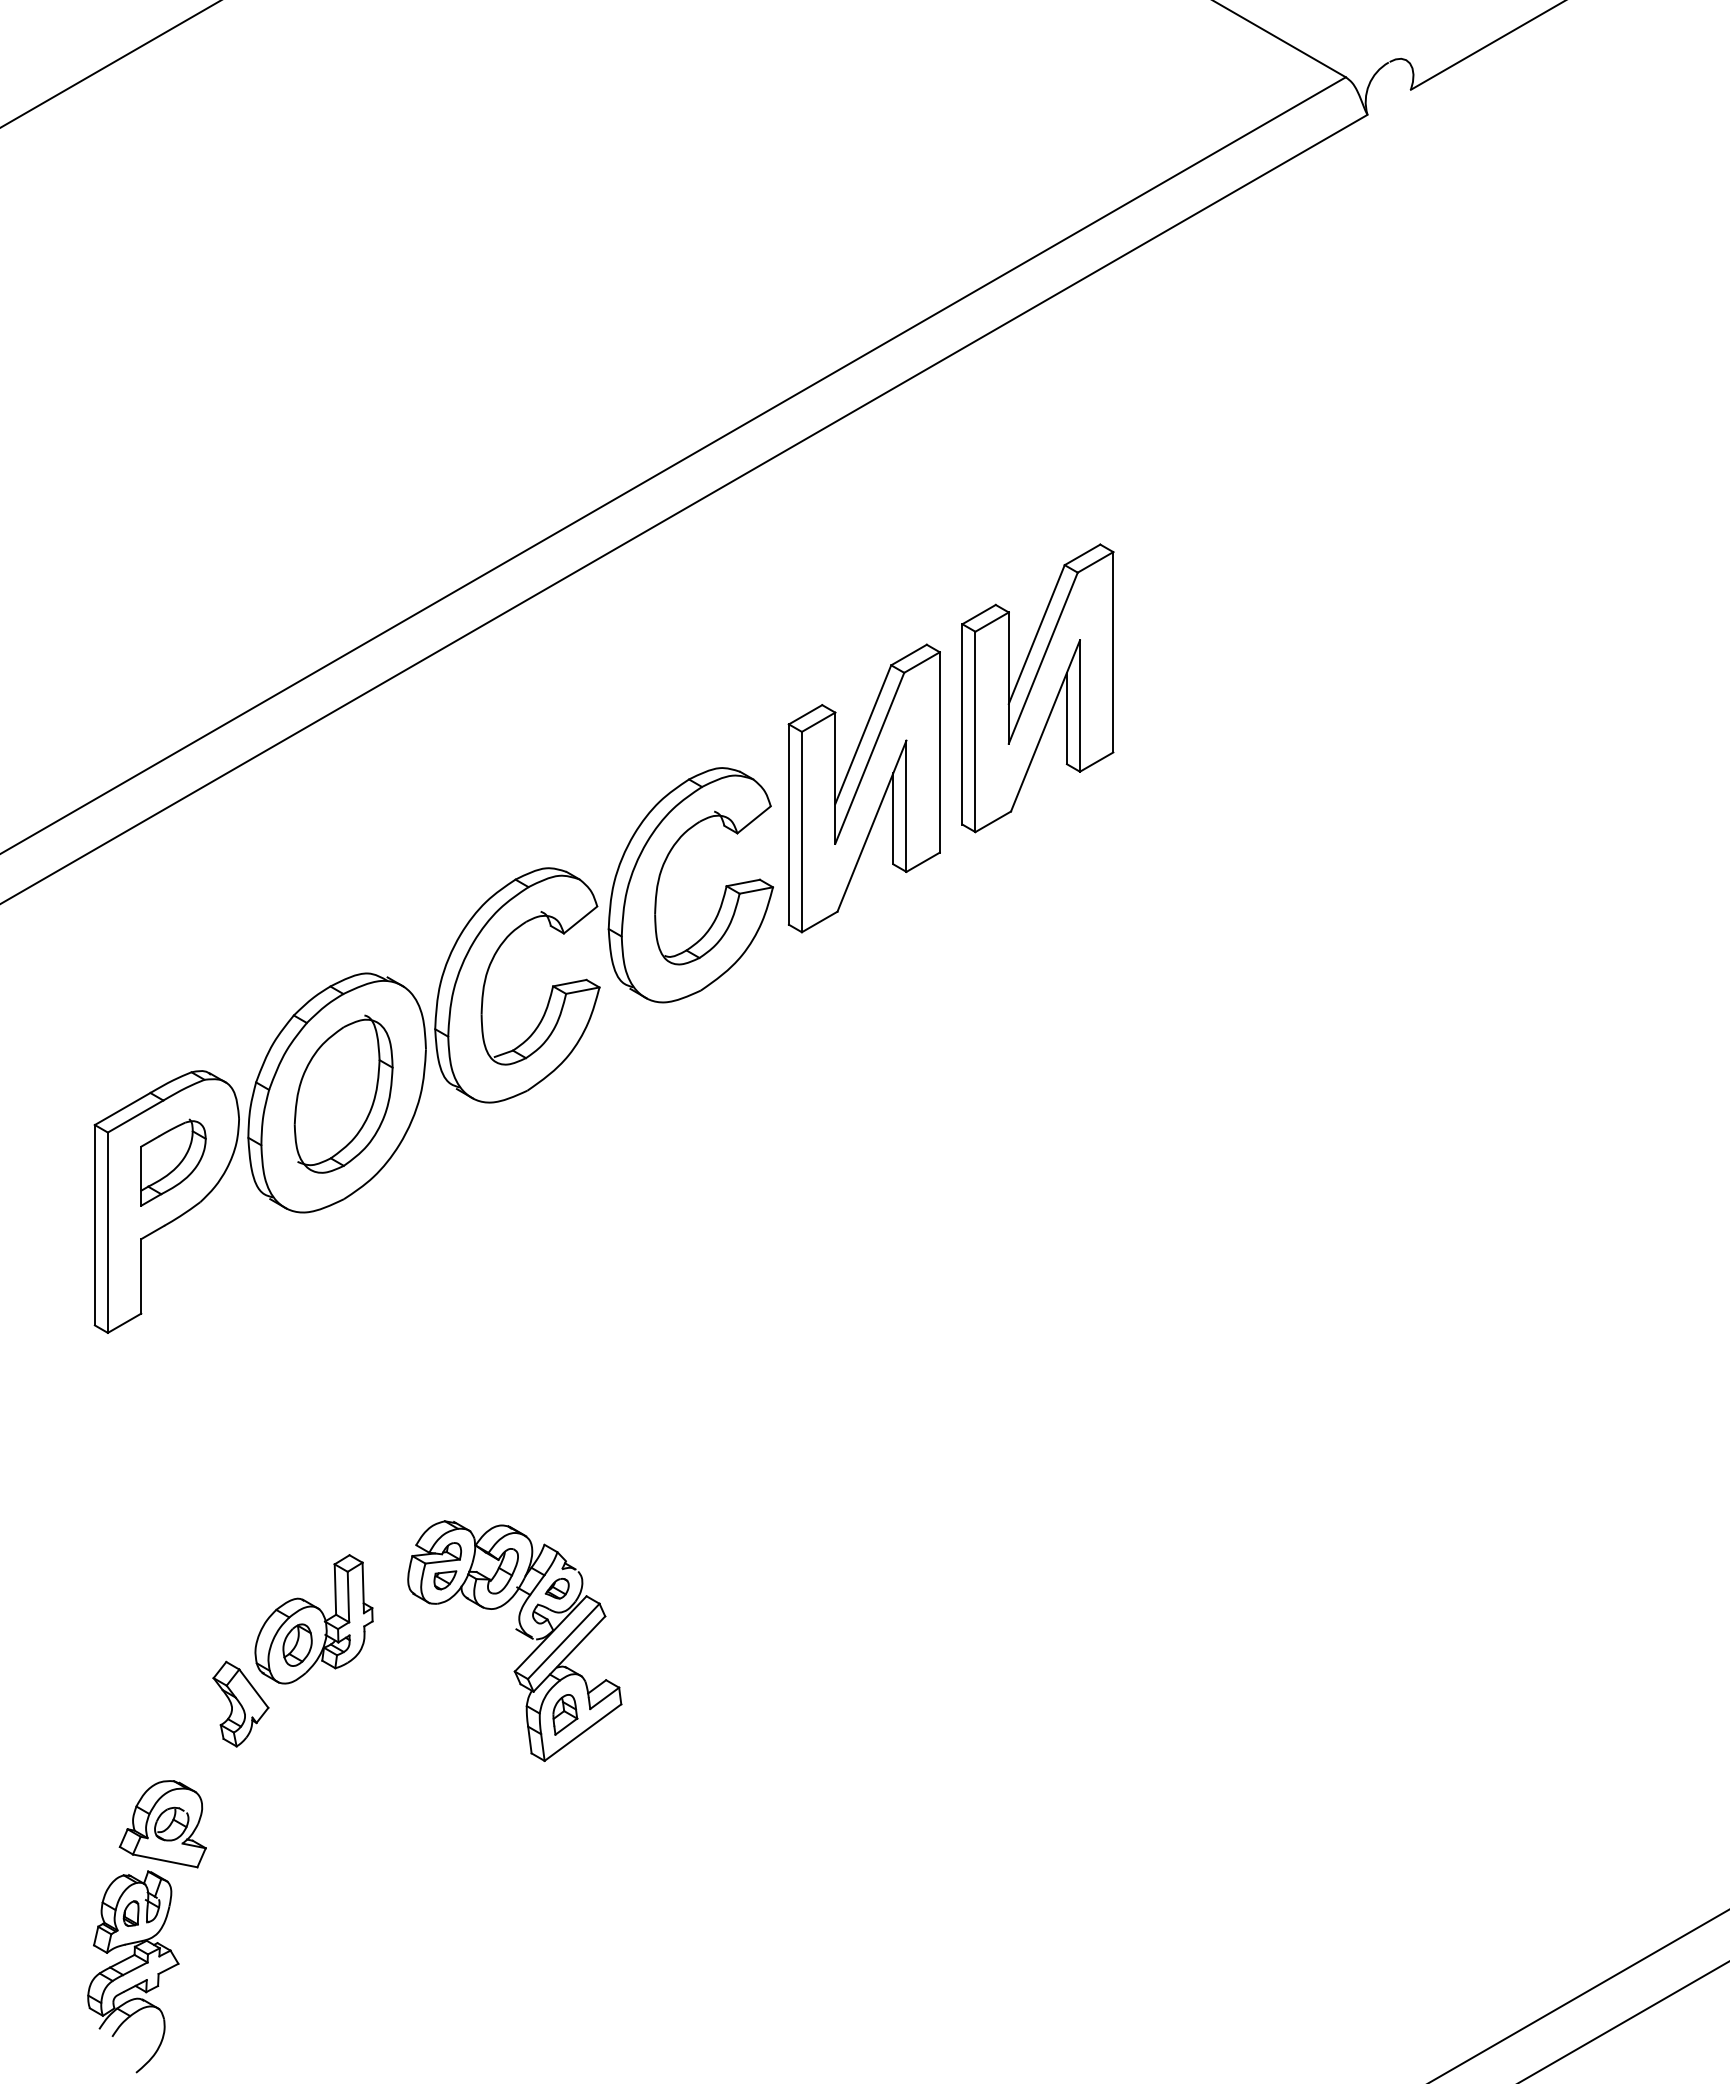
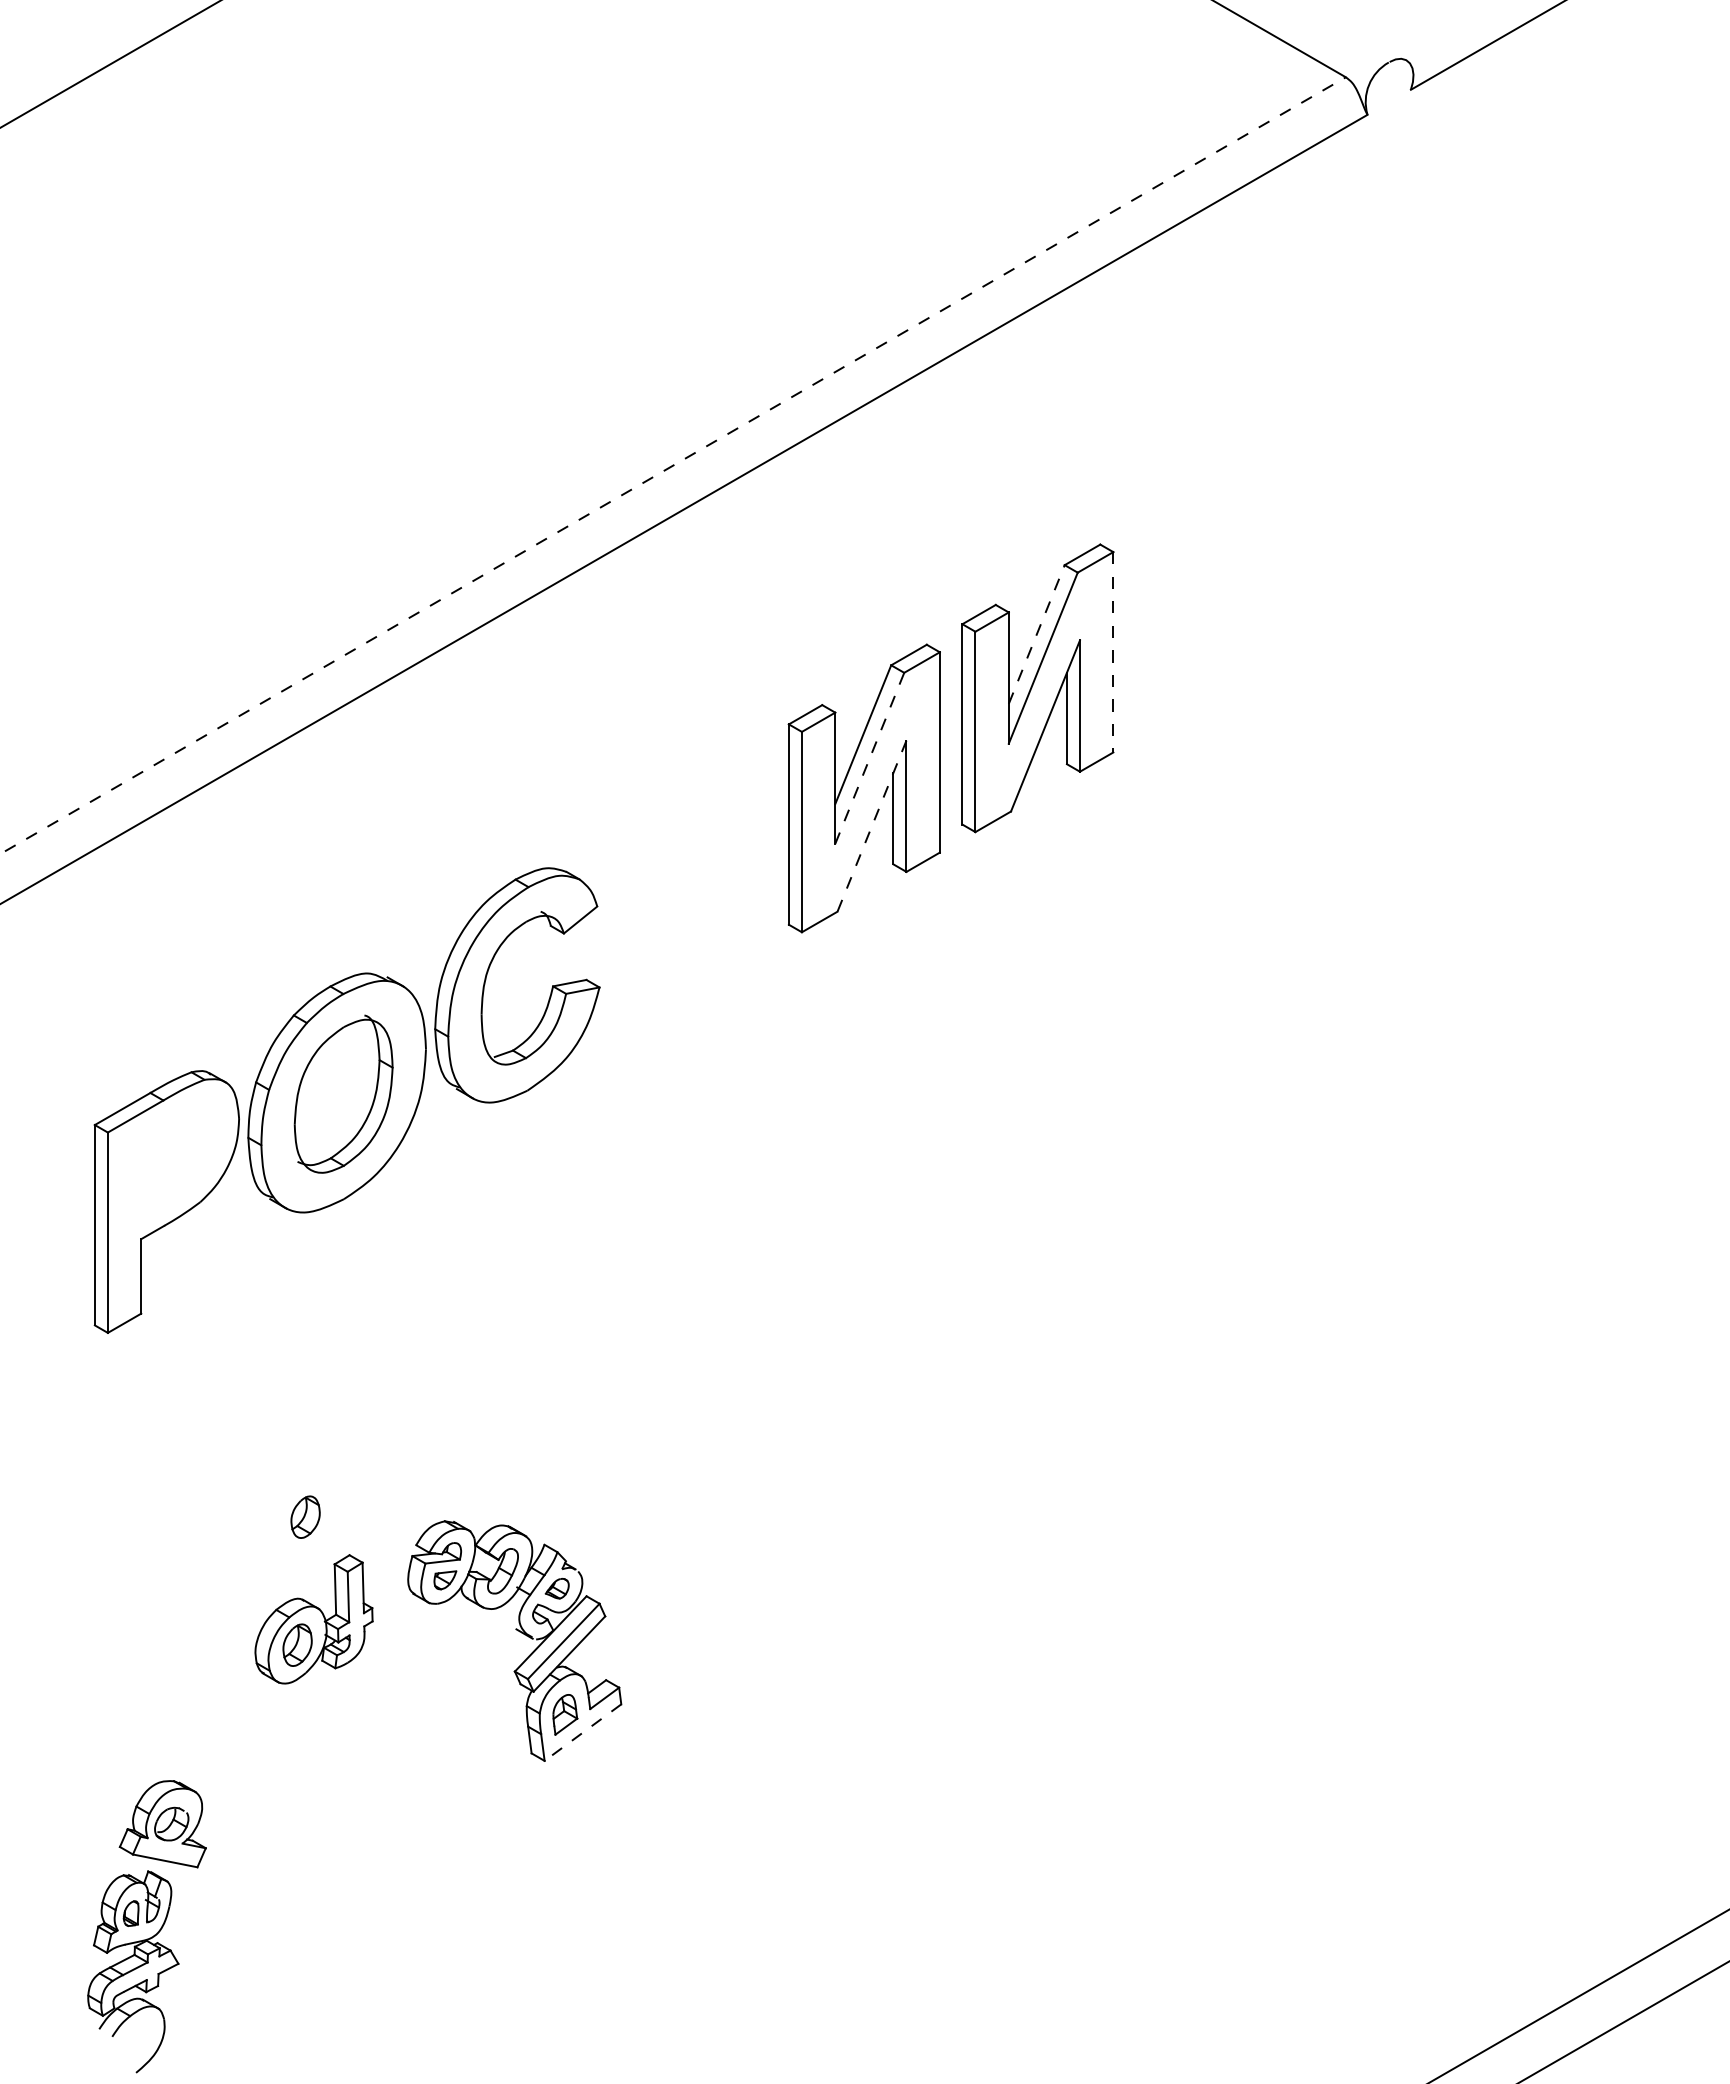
line: solid -> dashed (673, 465)
line: solid -> dashed (1036, 634)
line: solid -> dashed (1113, 652)
line: solid -> dashed (869, 757)
line: solid -> dashed (871, 826)
part: present -> none (660, 877)
part: present -> none (173, 1162)
part: none -> present (305, 1516)
part: present -> none (240, 1703)
line: solid -> dashed (582, 1732)
